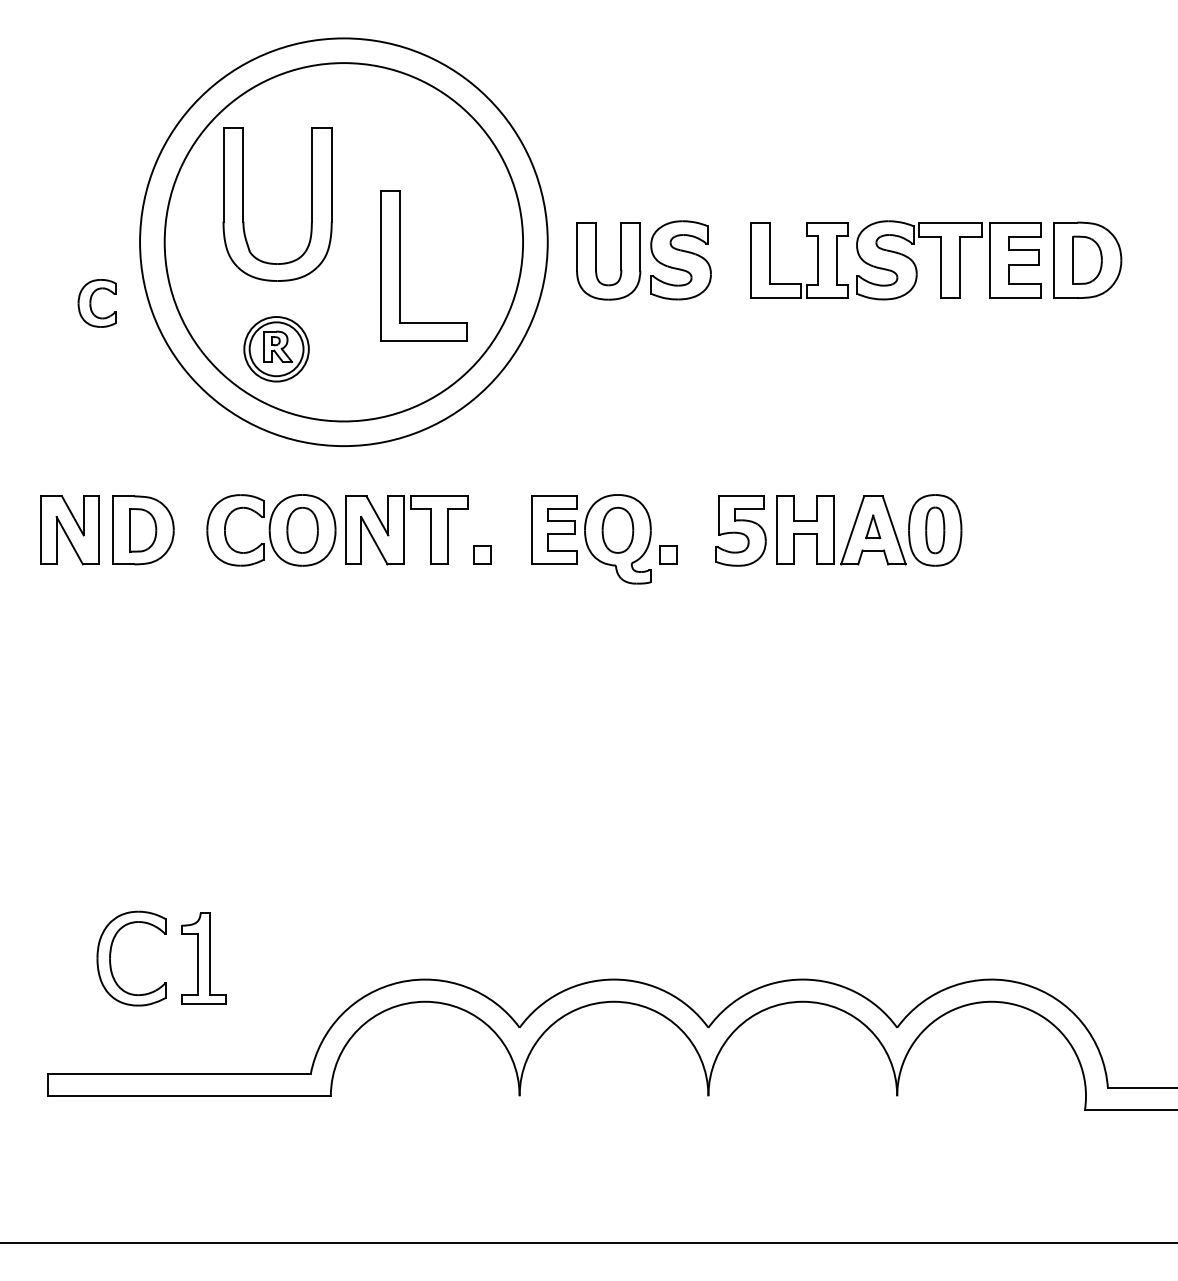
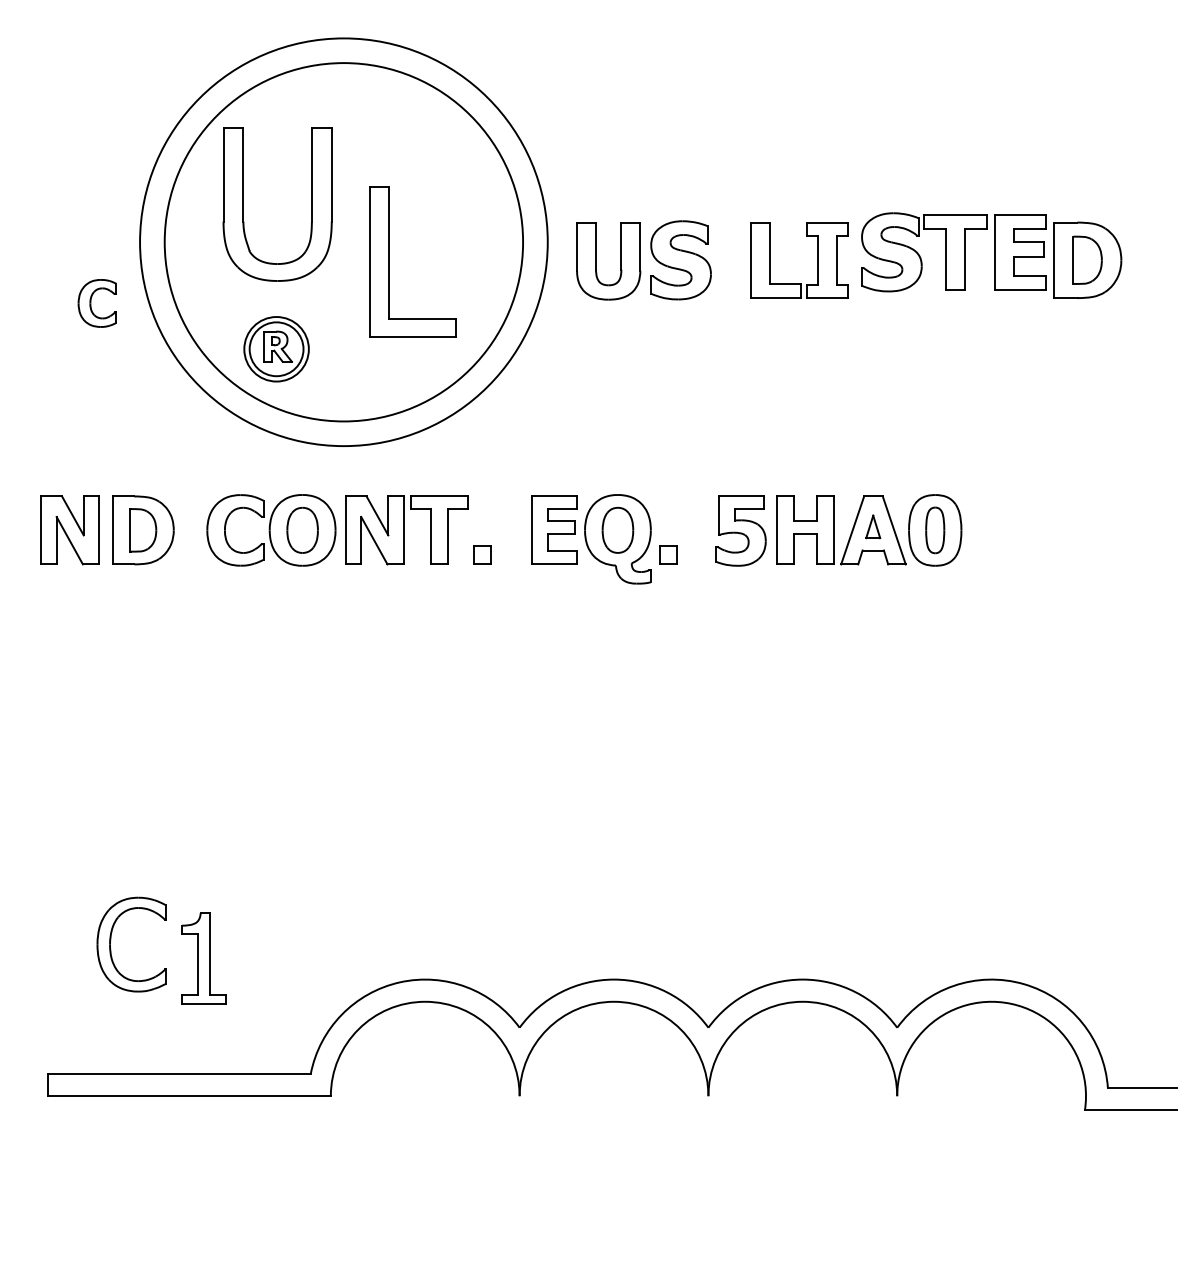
part position: (948, 260) -> (953, 252) (953, 252)
part position: (400, 265) -> (389, 261) (389, 261)
part position: (111, 953) -> (111, 939) (111, 939)
line: present -> none (588, 1242)
